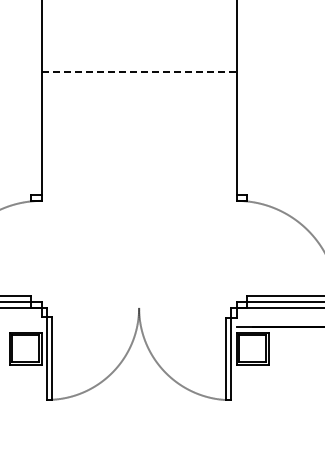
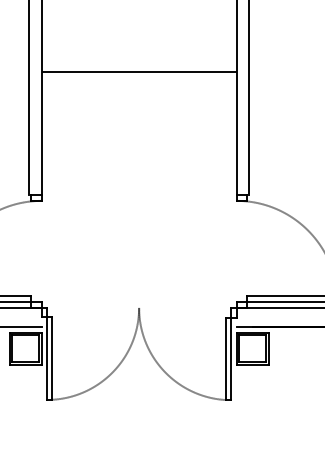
line: dashed -> solid (139, 71)
line: none -> present (28, 98)
line: none -> present (249, 98)
line: none -> present (21, 326)
